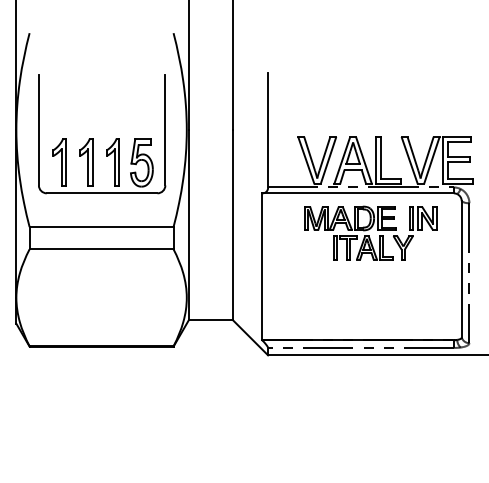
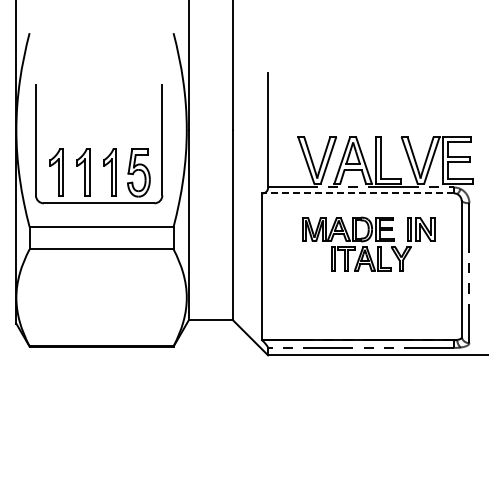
part position: (93, 138) -> (90, 148) (90, 148)
line: solid -> dashed (358, 193)
part position: (370, 232) -> (368, 243) (368, 243)
